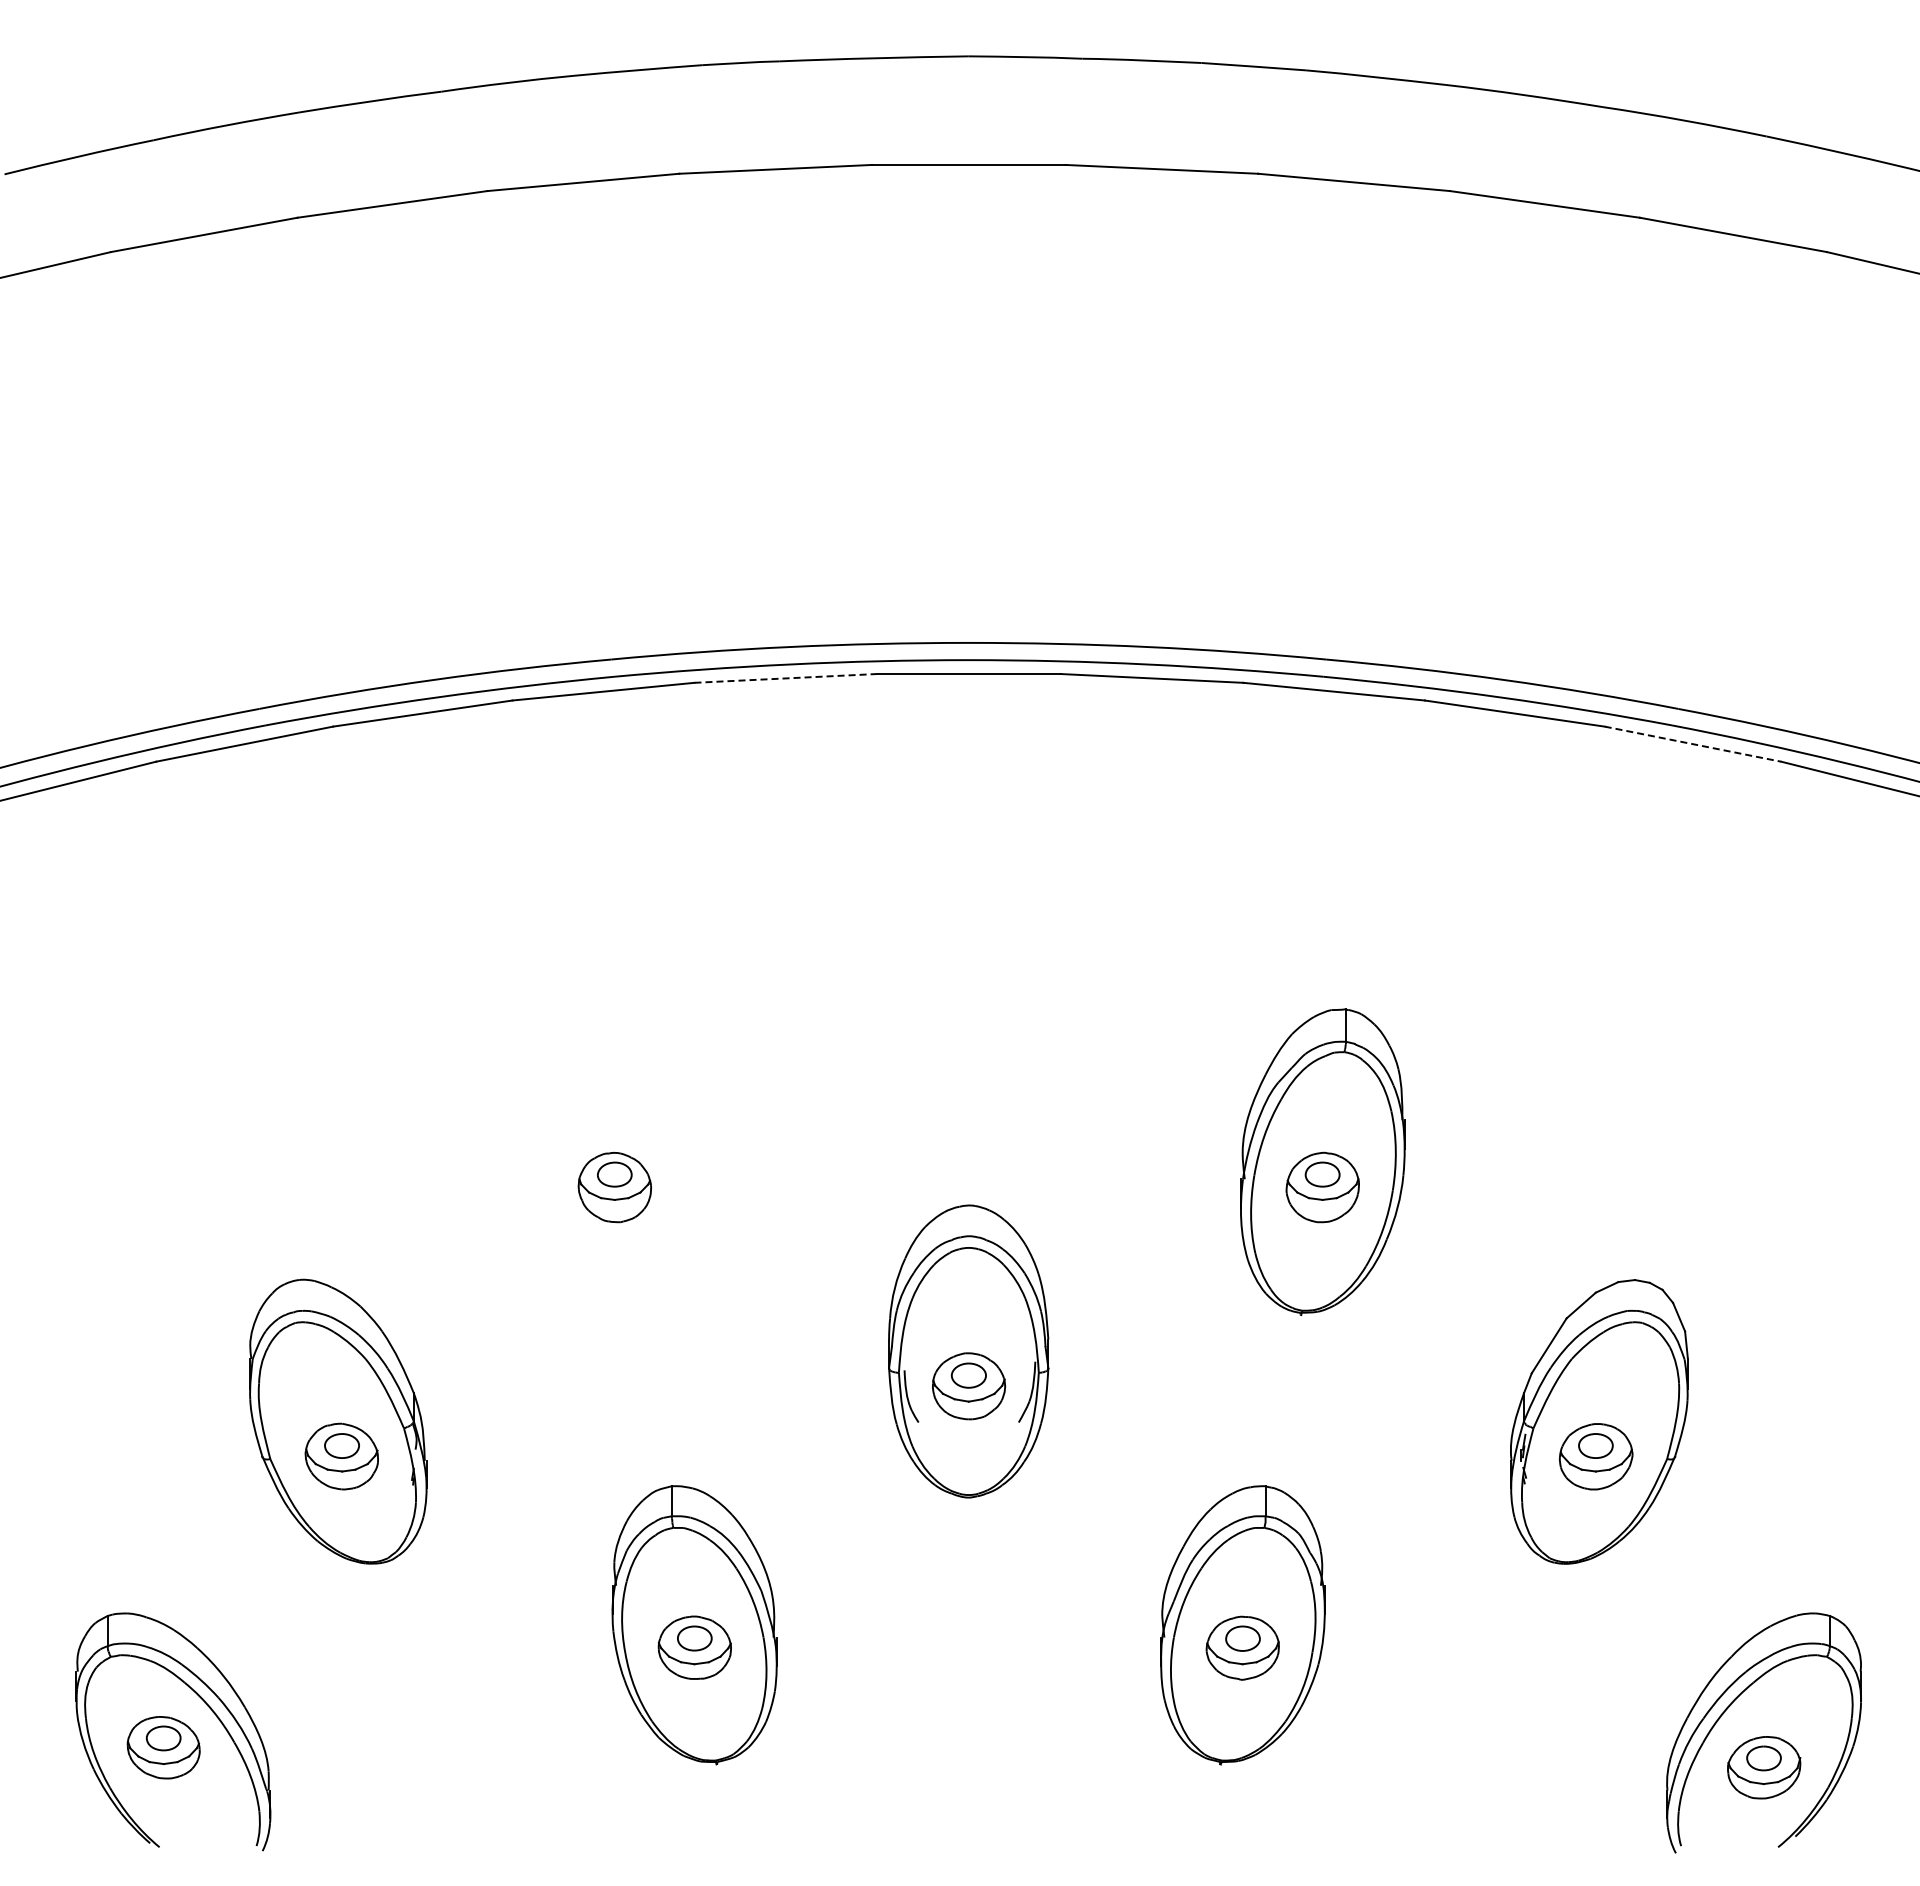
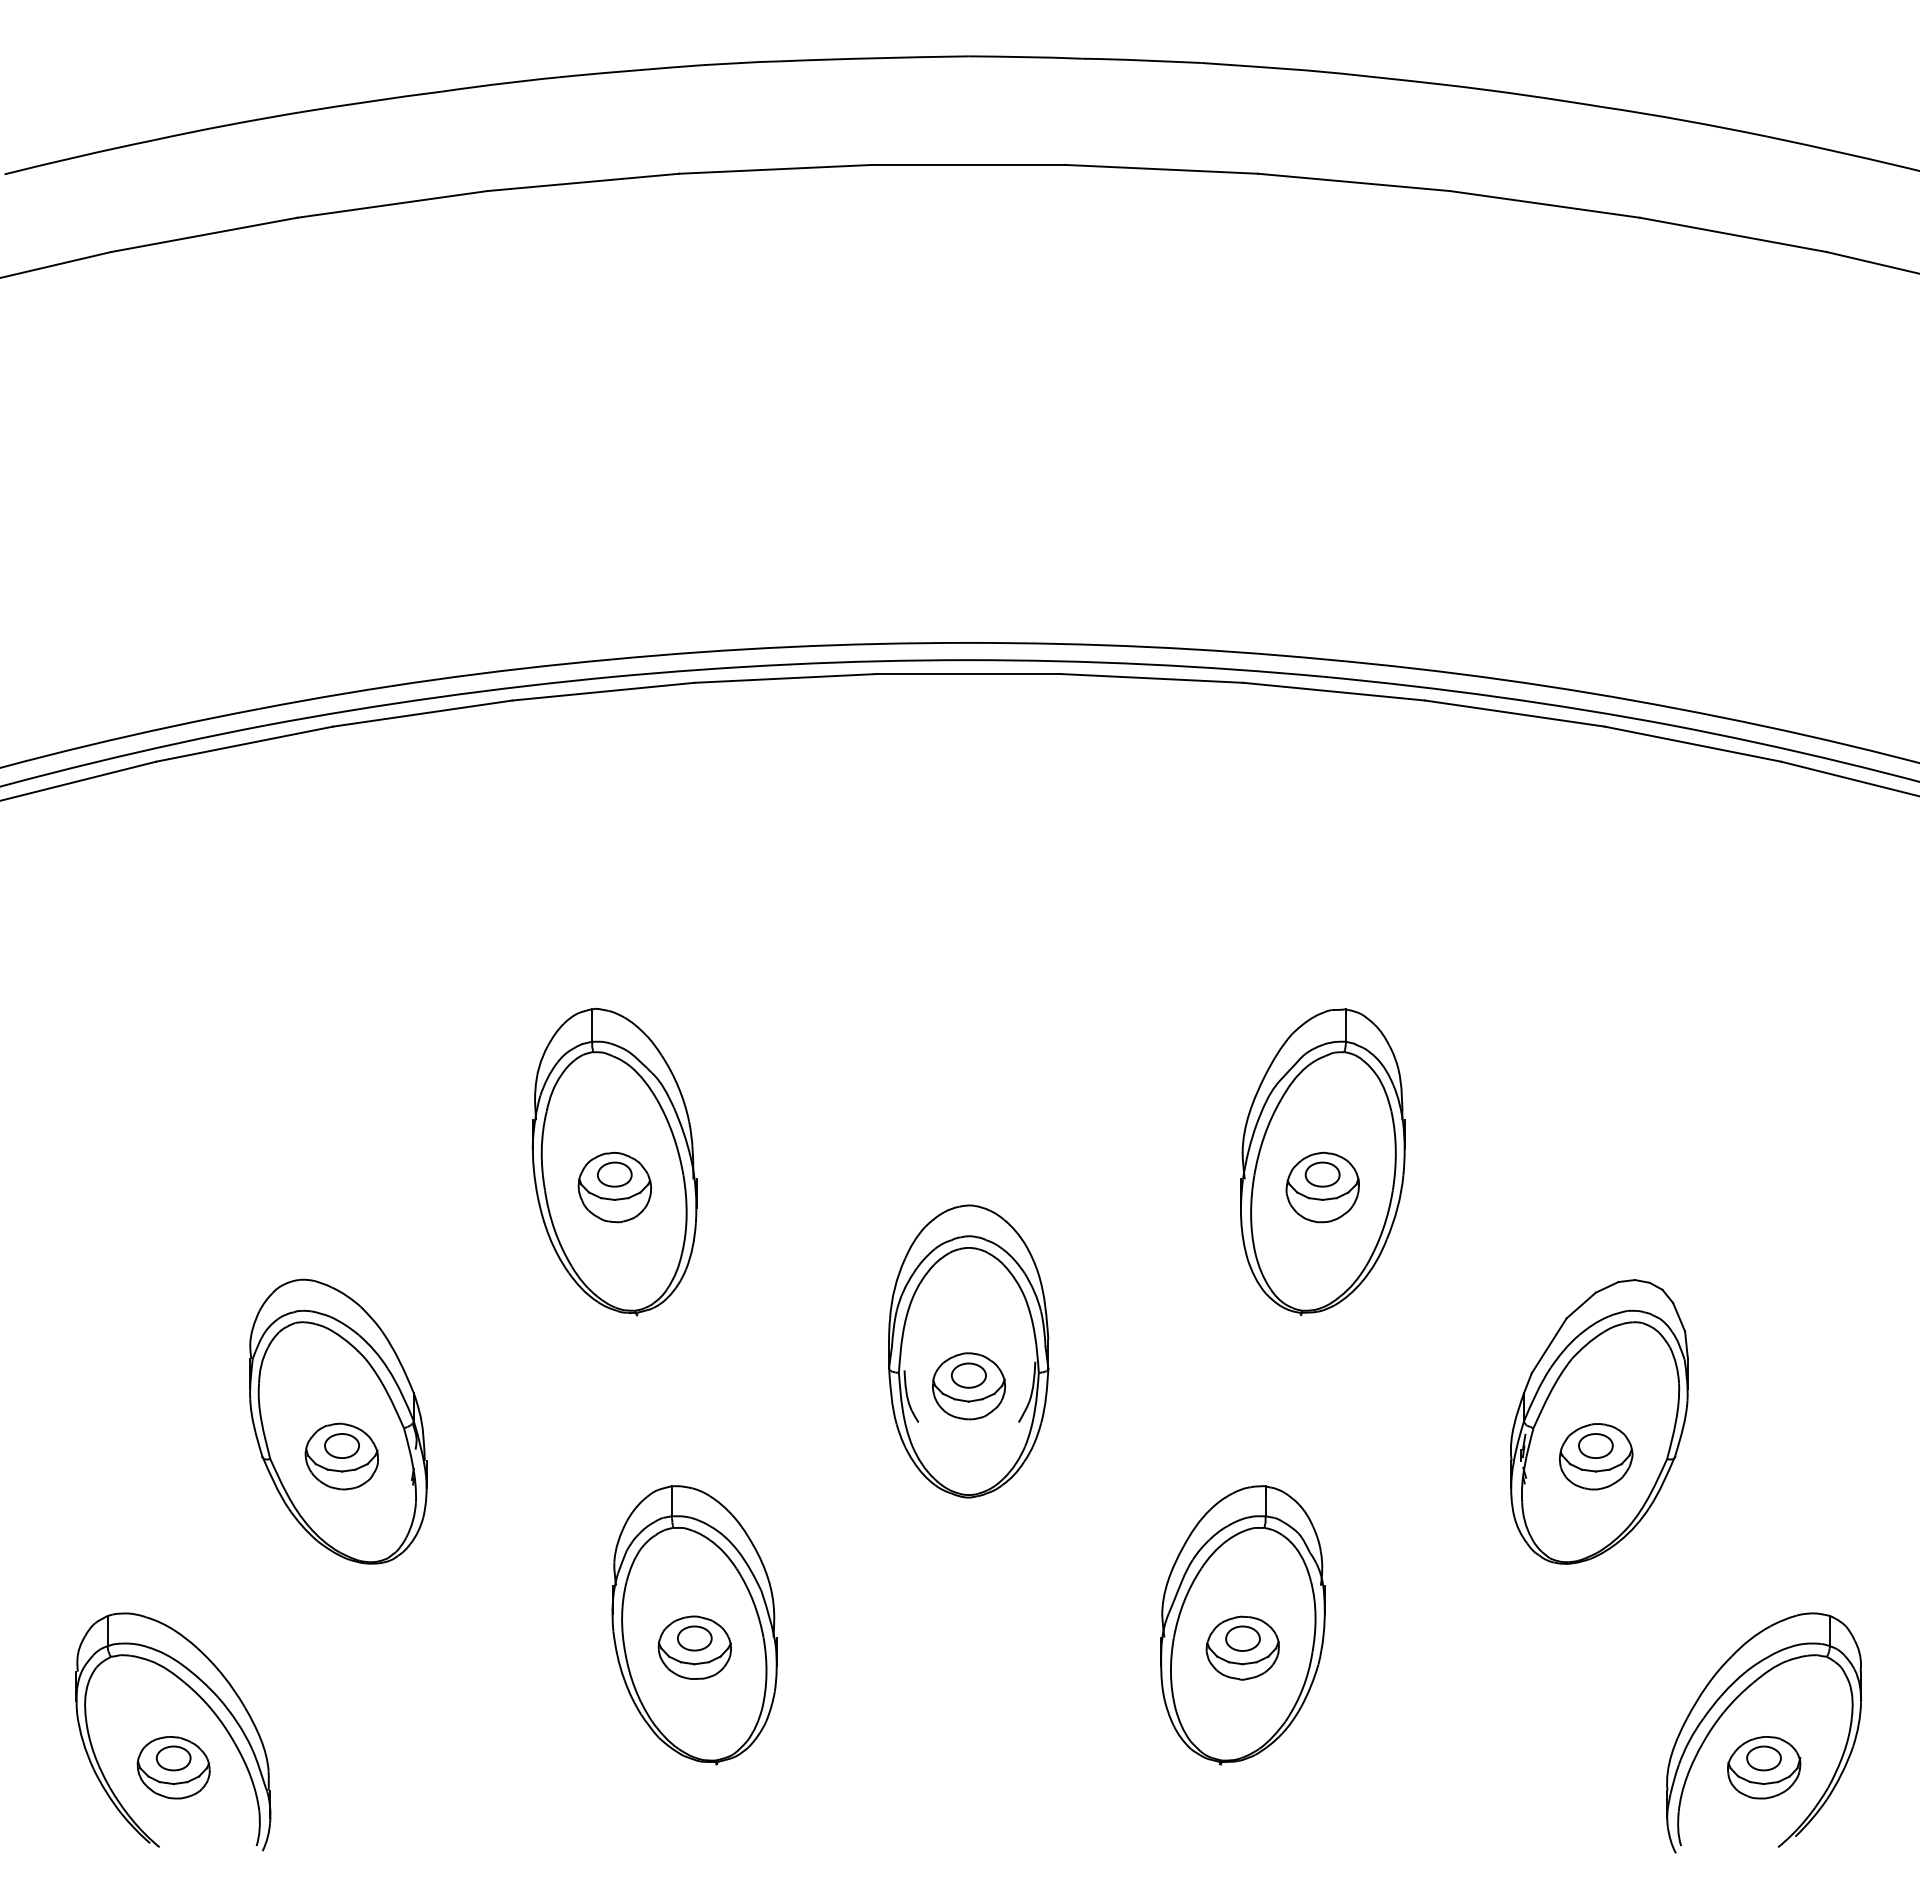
line: dashed -> solid (786, 678)
line: dashed -> solid (1693, 744)
part: none -> present (614, 1162)
part position: (163, 1747) -> (173, 1767) (173, 1767)
